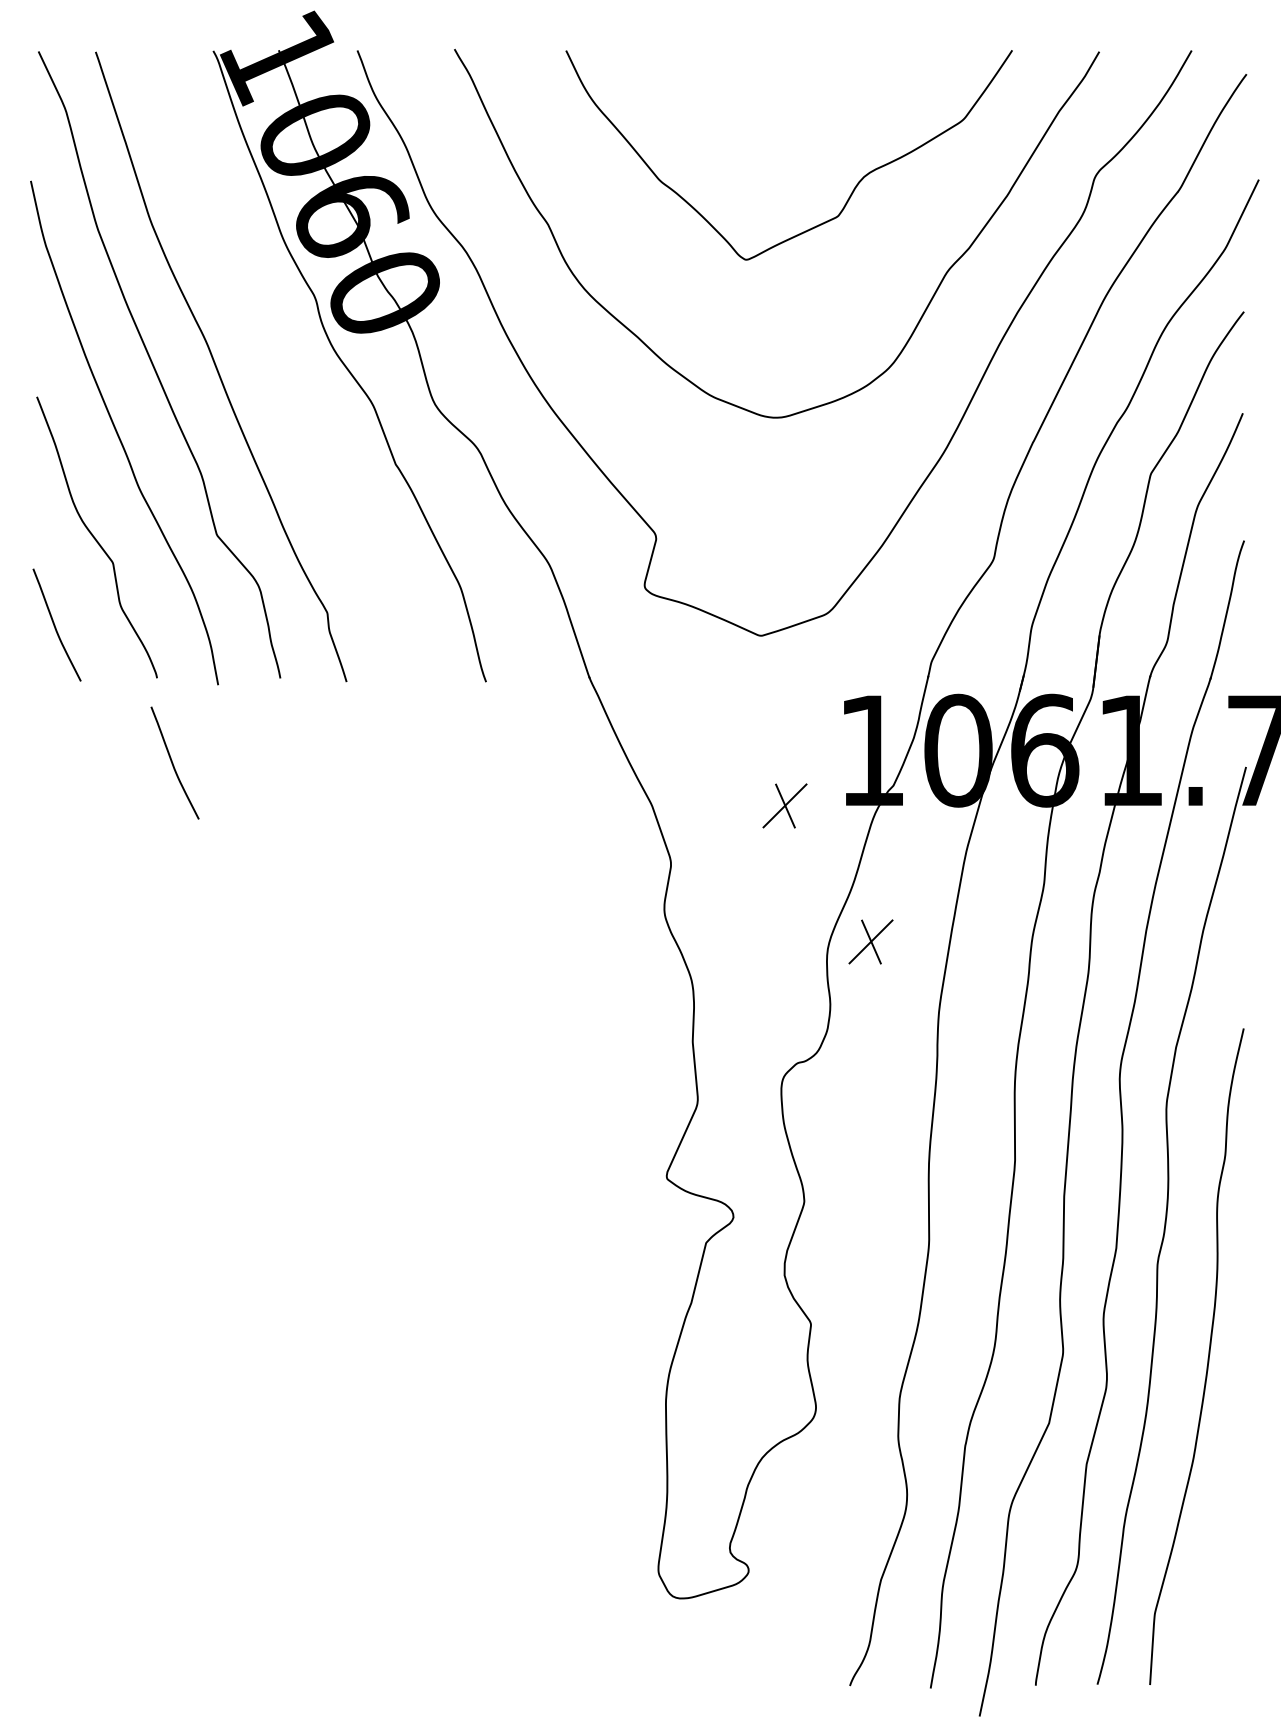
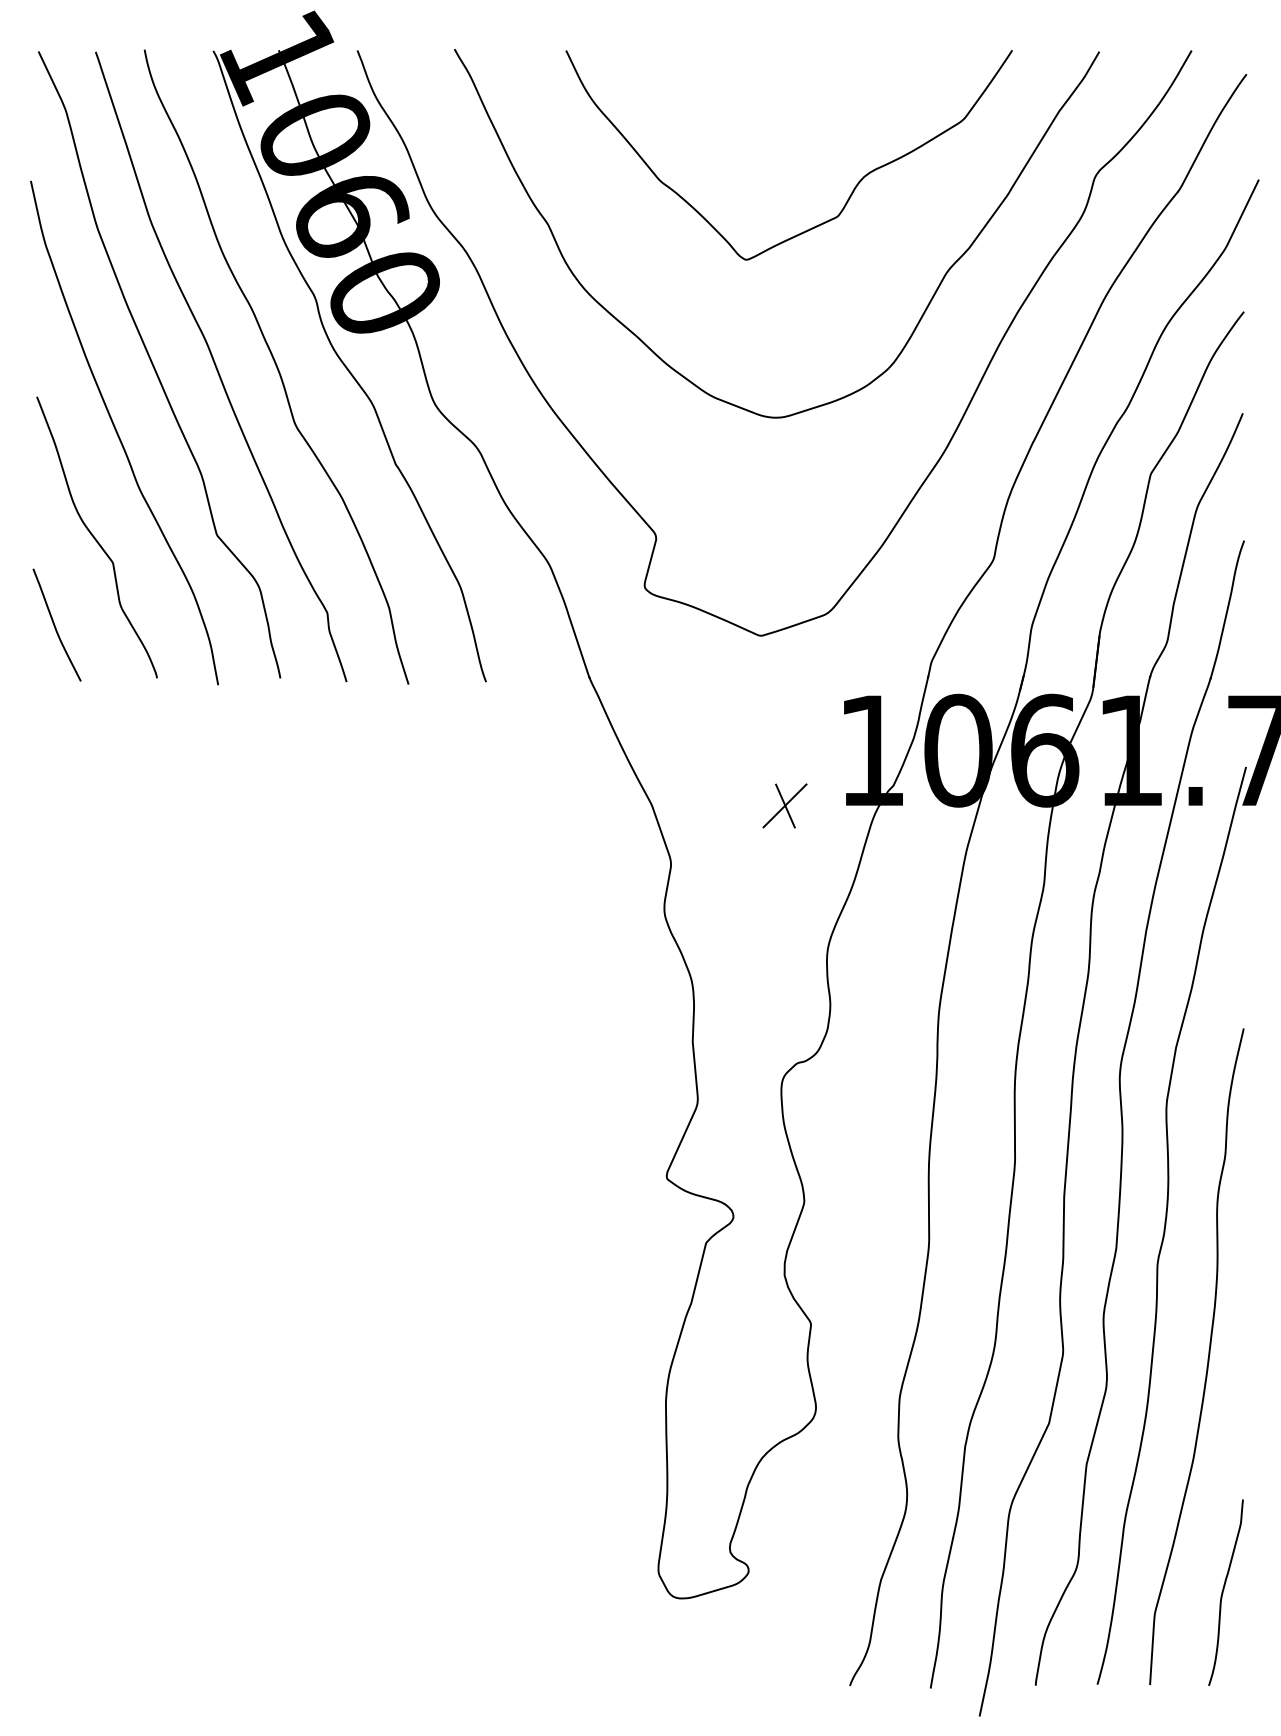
curve: none -> present (276, 366)
curve: present -> none (173, 762)
part: present -> none (870, 941)
curve: none -> present (1223, 1592)
